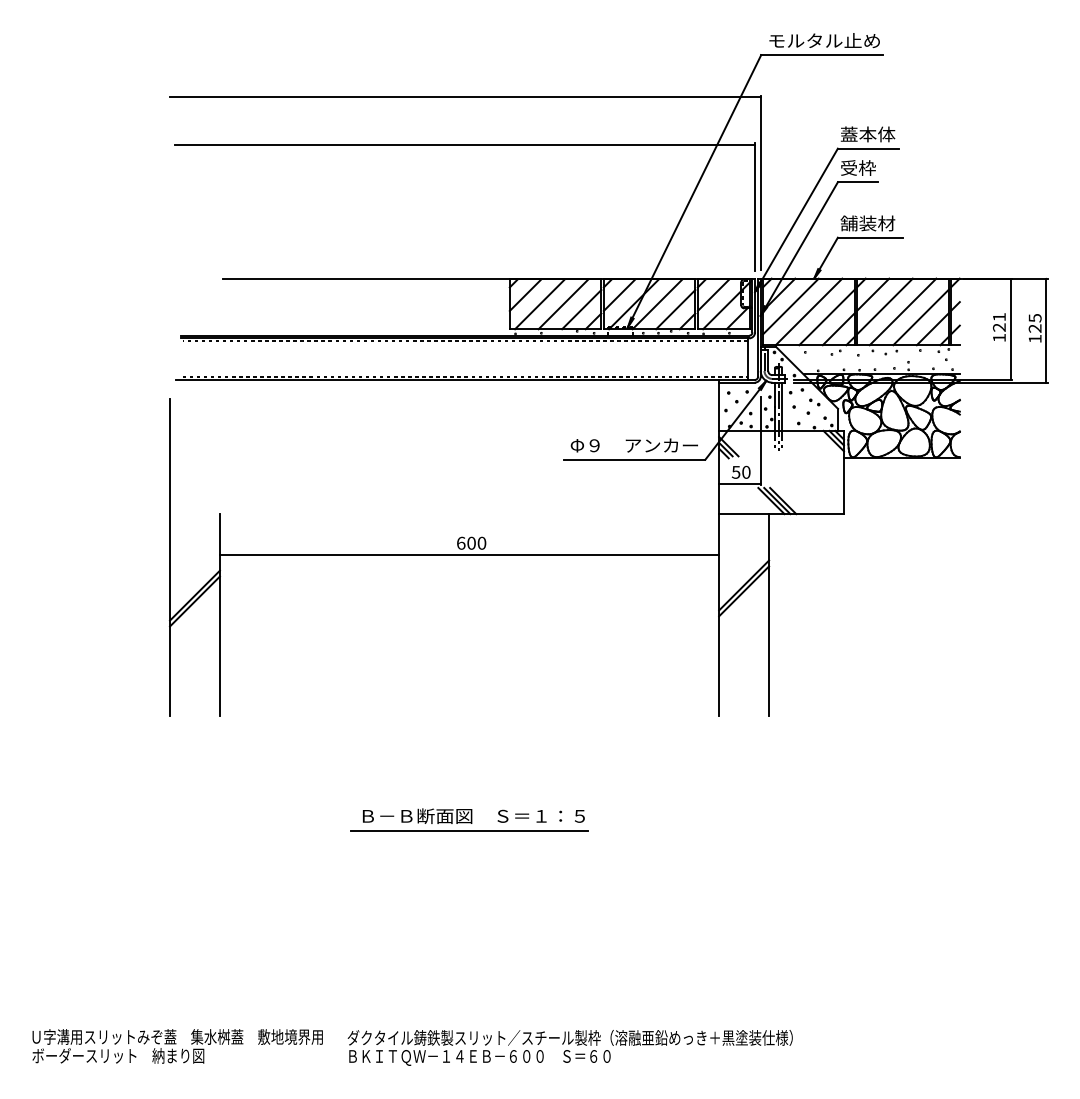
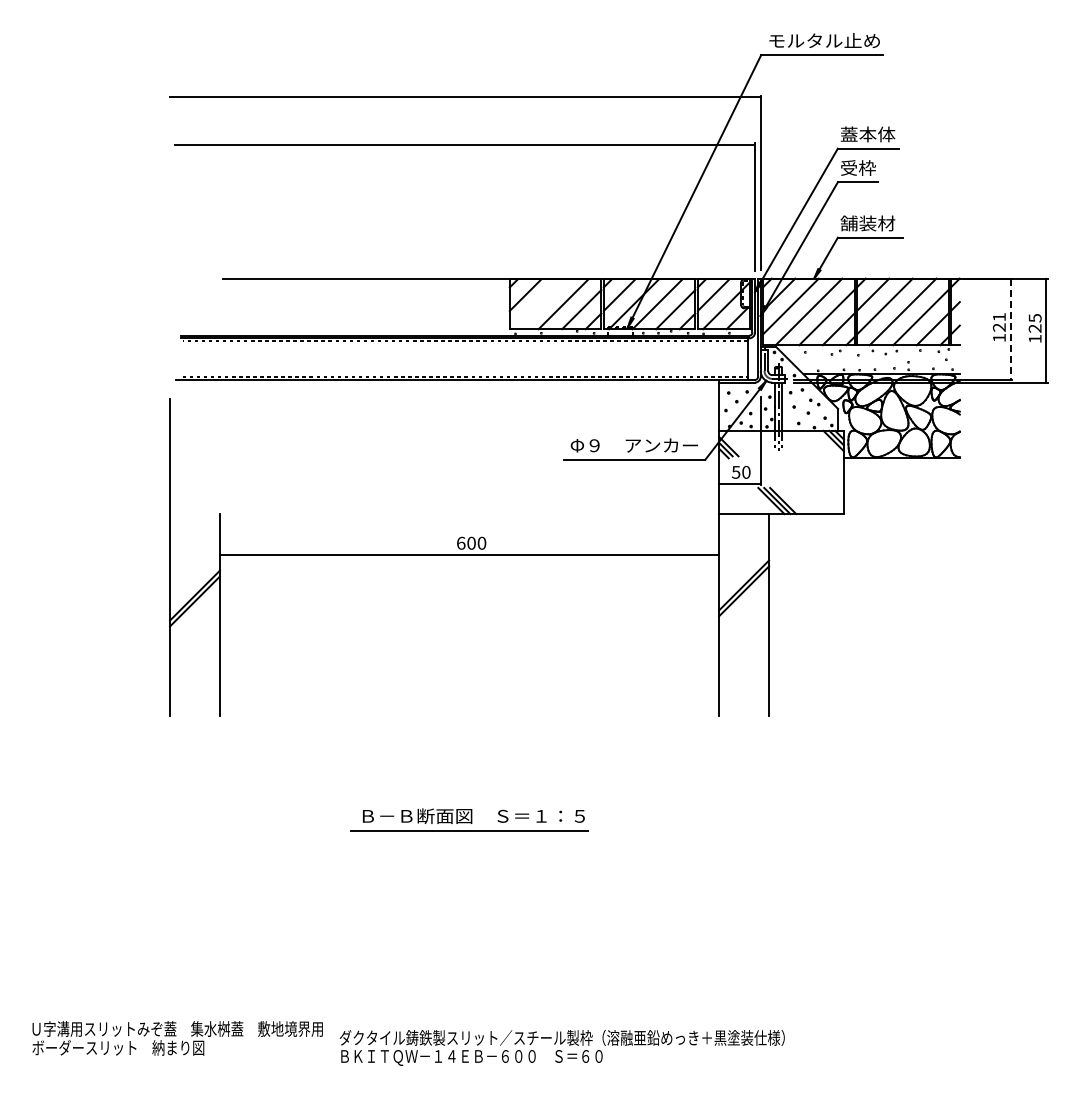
line: present -> none (540, 304)
line: solid -> dashed (1010, 330)
text position: (177, 1046) -> (177, 1038) (177, 1038)
text position: (569, 1047) -> (561, 1047) (561, 1047)
